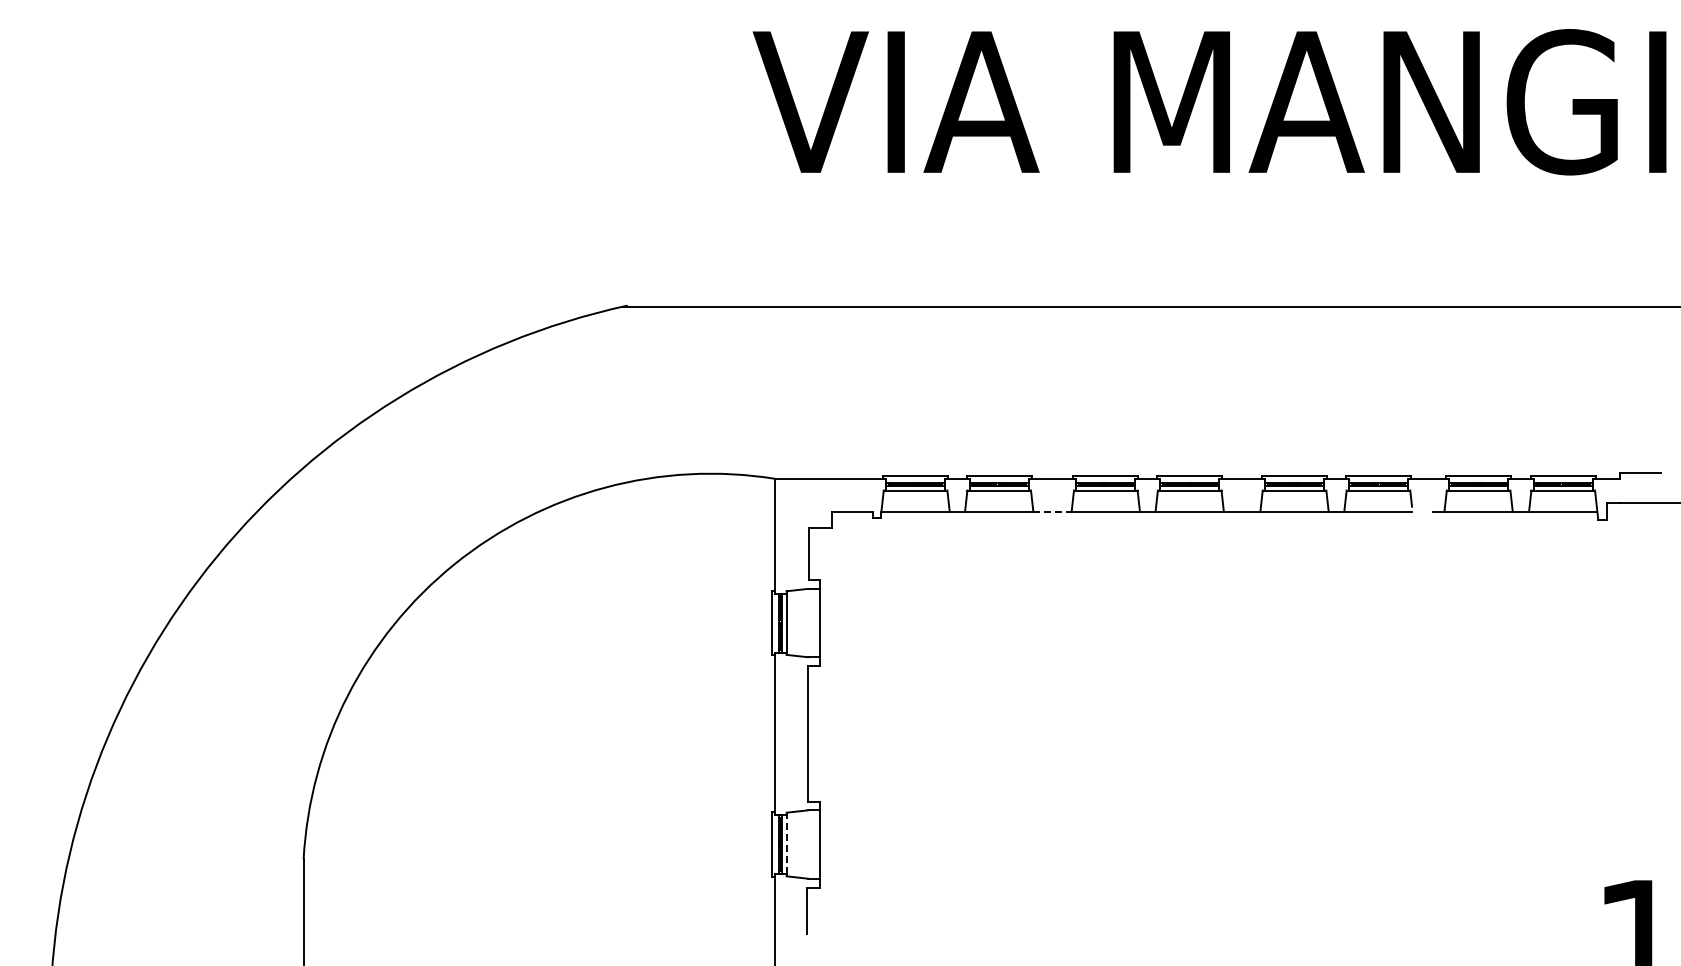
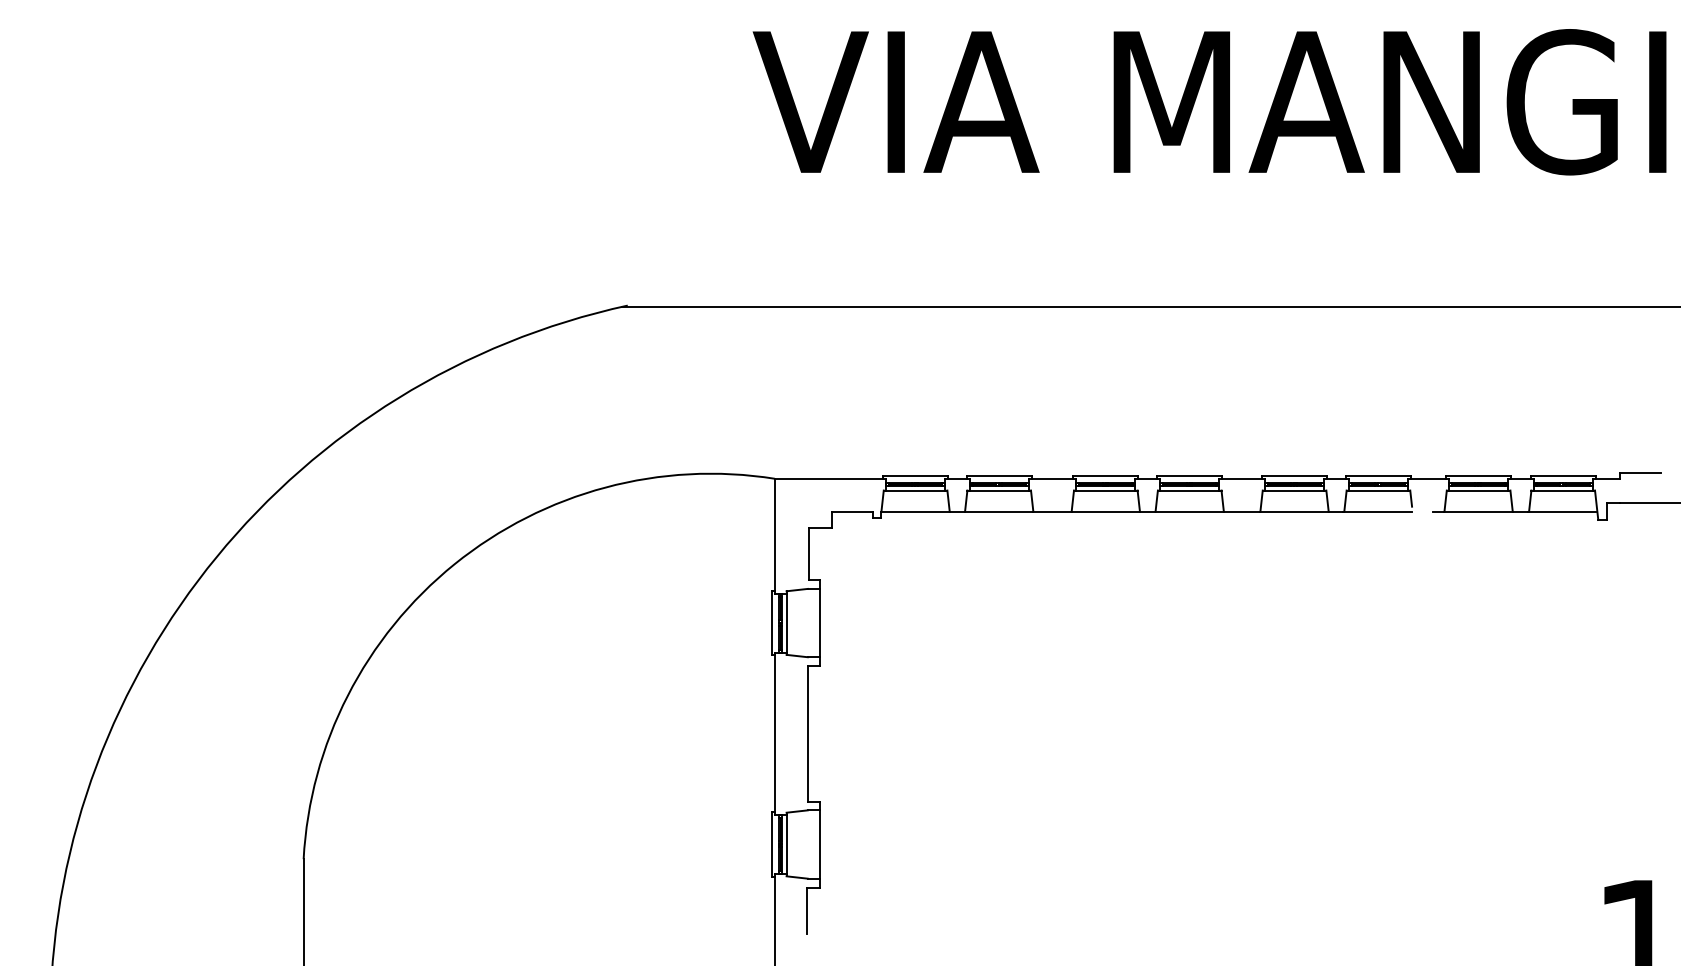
line: dashed -> solid (1053, 511)
line: dashed -> solid (786, 844)
